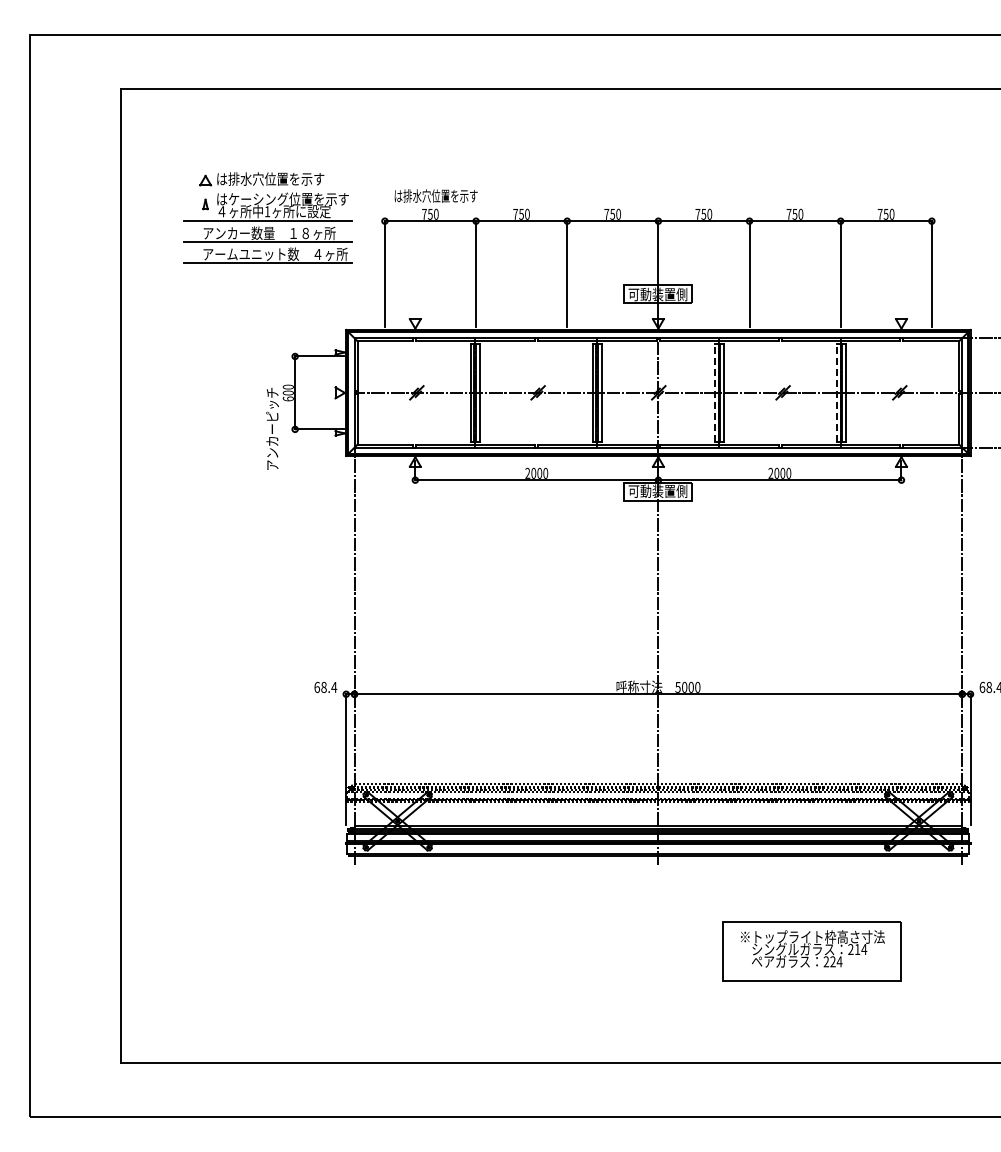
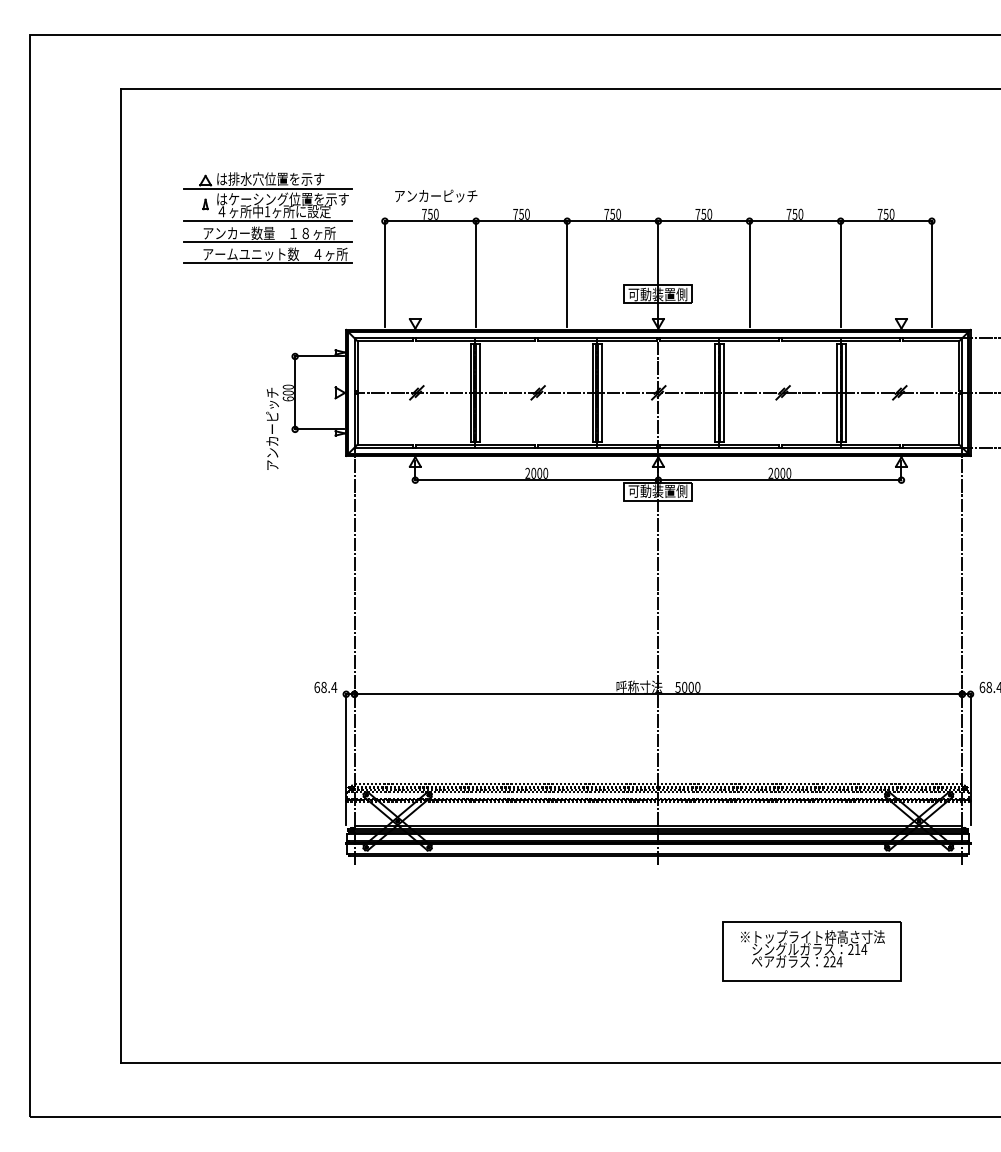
line: none -> present (267, 188)
text: は排水穴位置を示す -> アンカーピッチ (435, 195)
line: dashed -> solid (714, 392)
line: dashed -> solid (836, 392)
